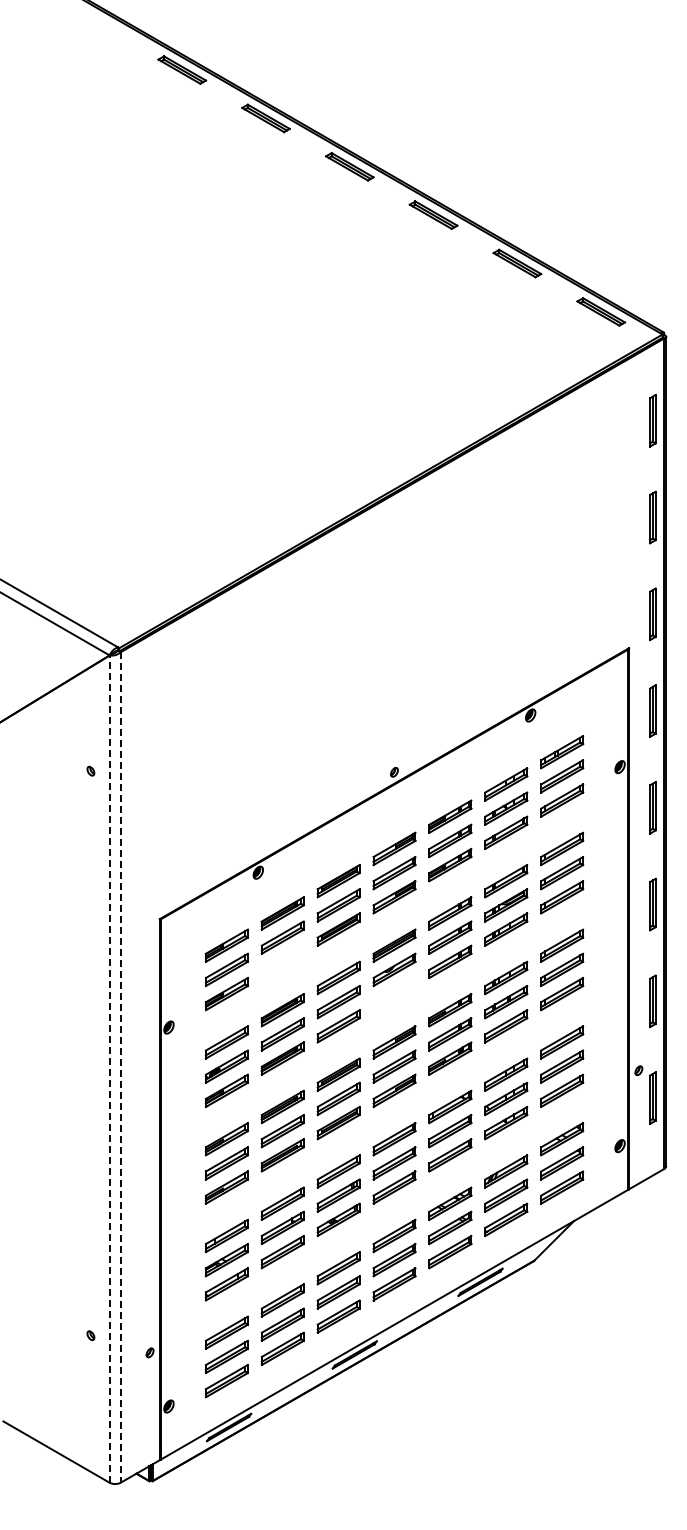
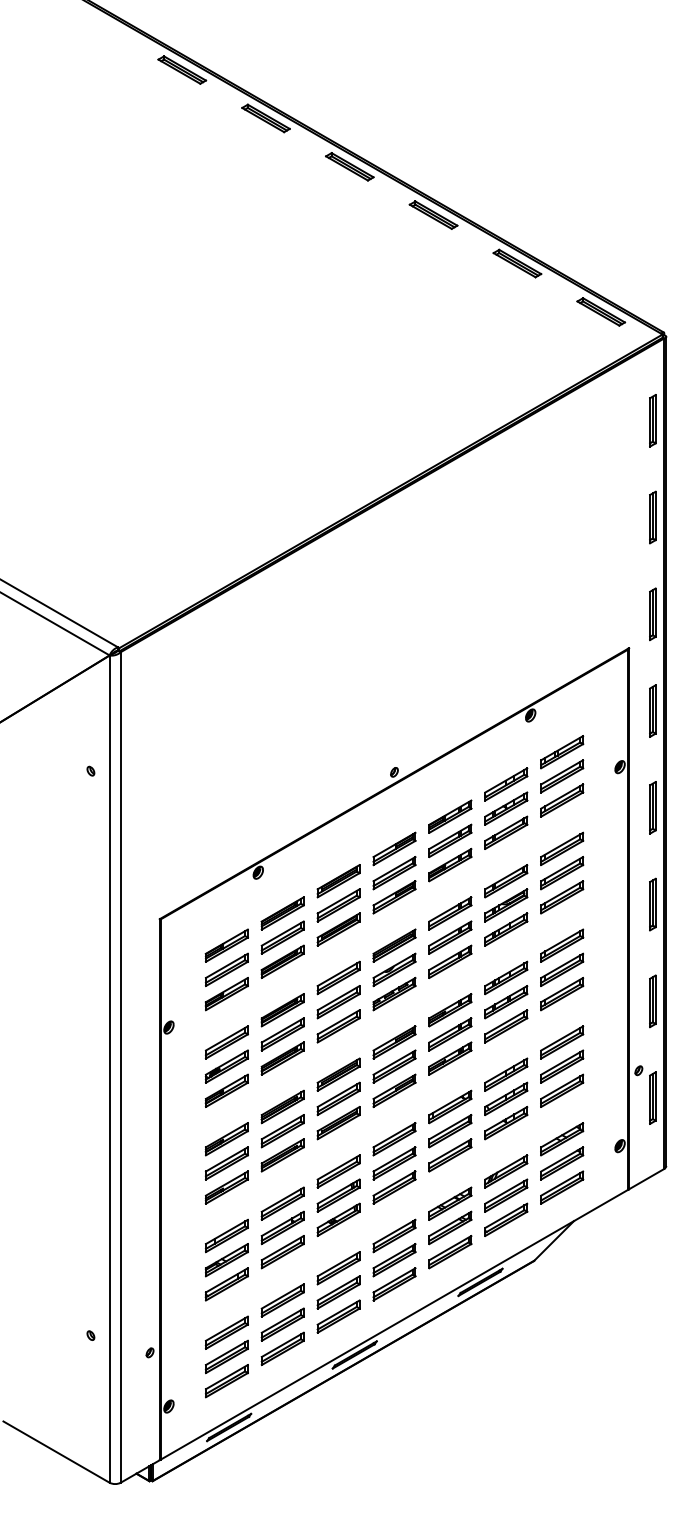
part: none -> present (282, 961)
part: none -> present (394, 993)
line: dashed -> solid (120, 1067)
line: dashed -> solid (109, 1069)
